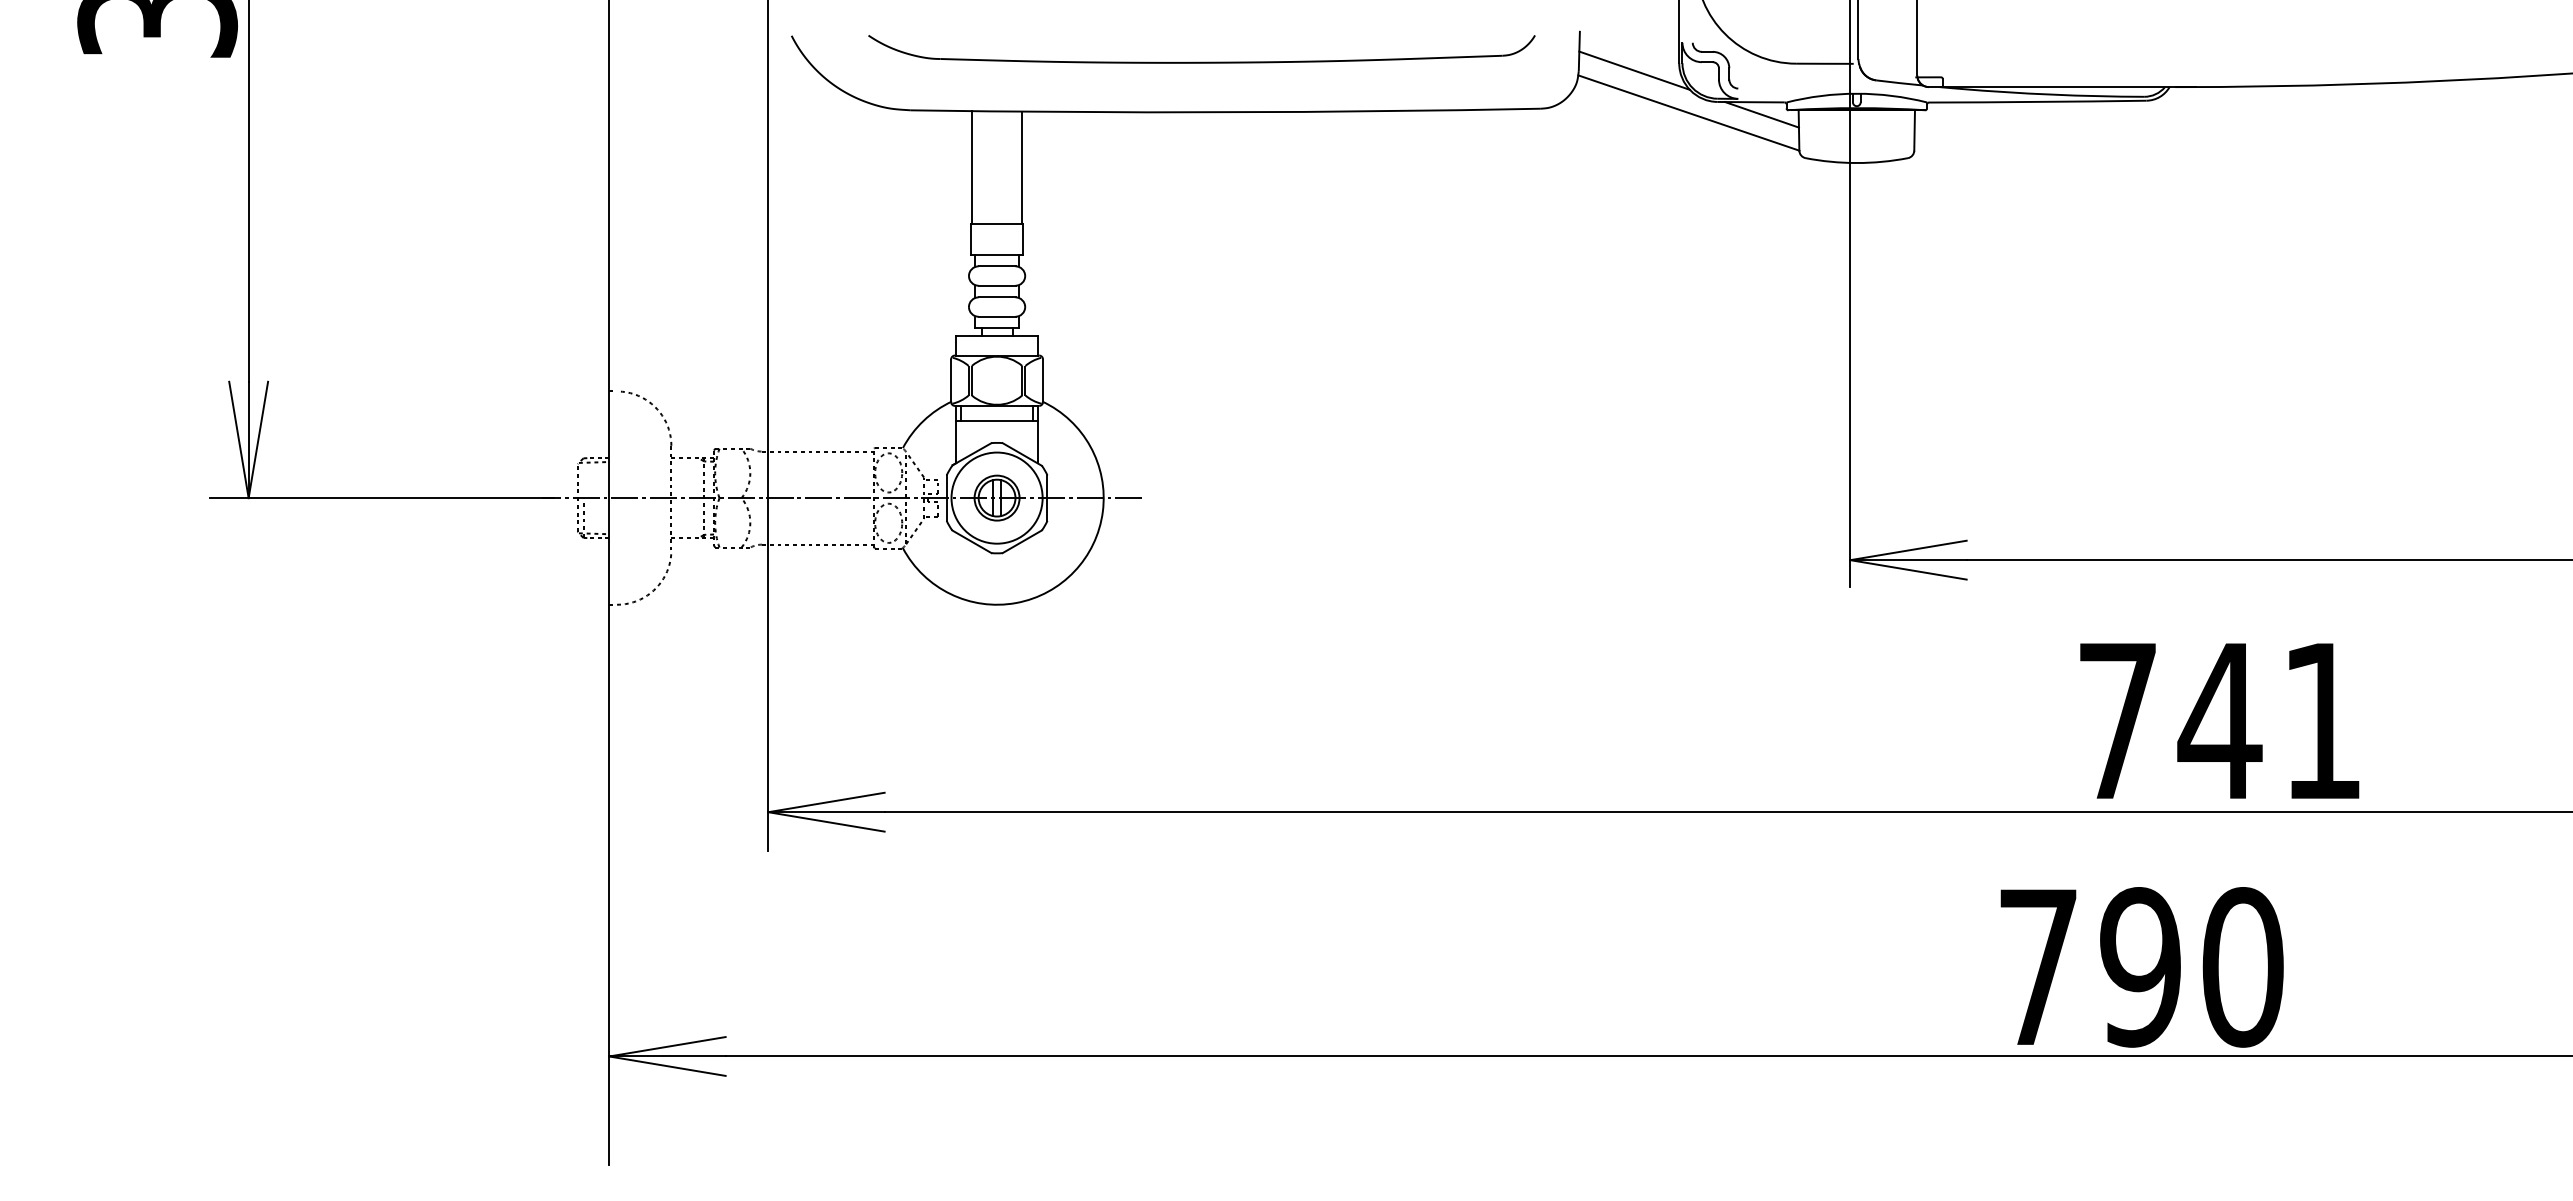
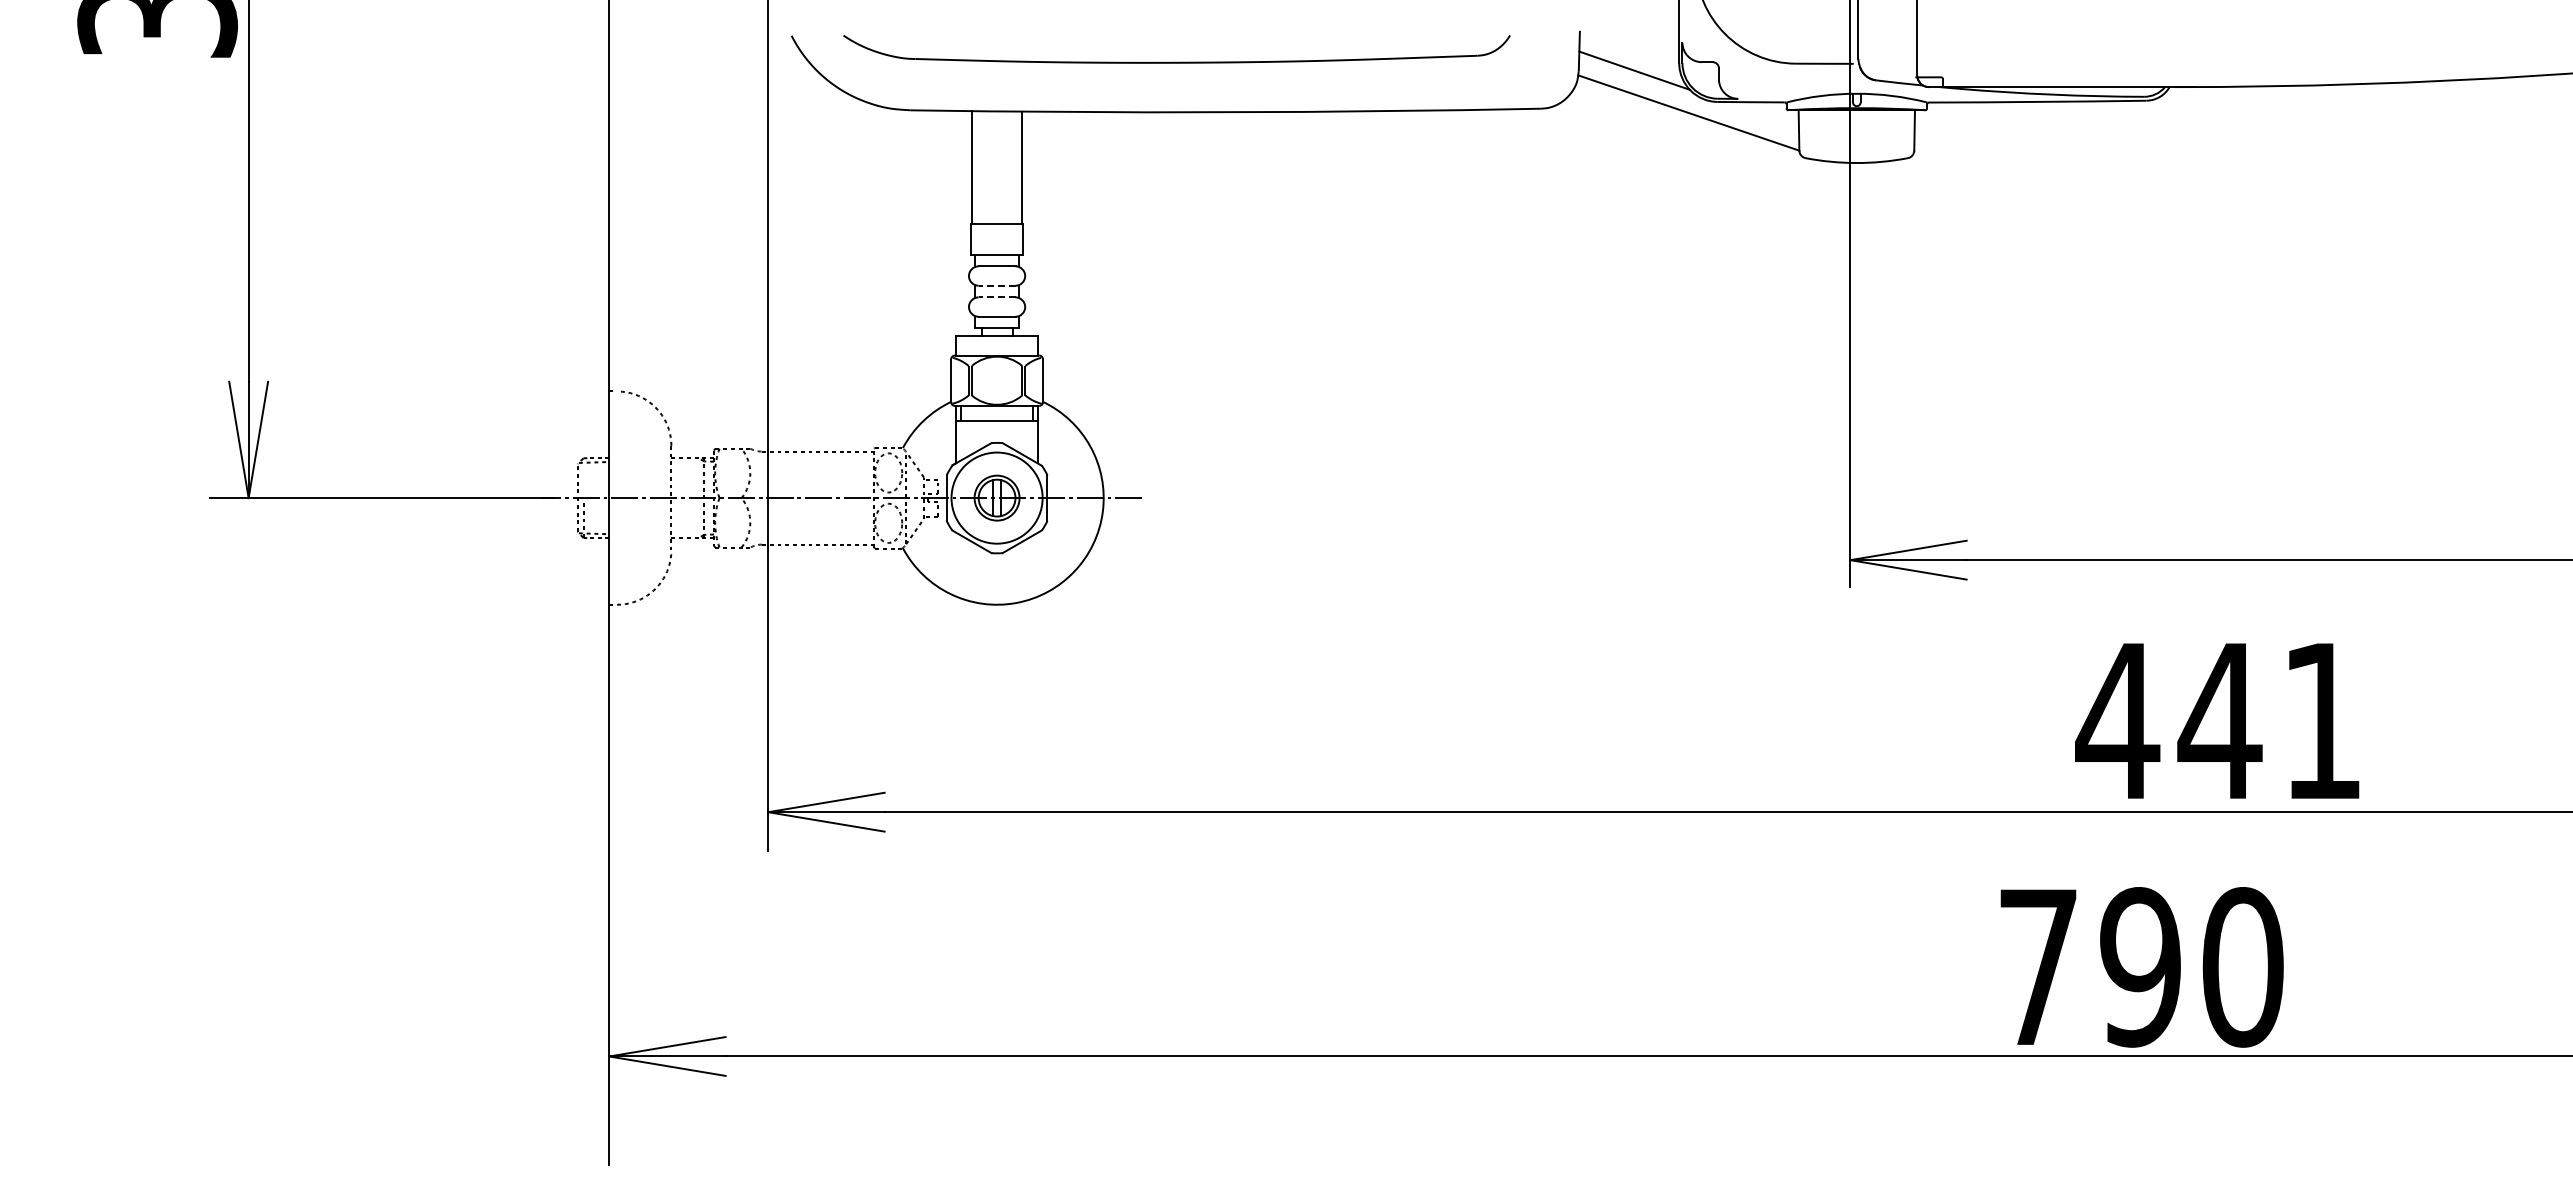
part: present -> none (1722, 56)
part position: (1201, 61) -> (1176, 61) (1176, 61)
line: present -> none (1761, 114)
line: solid -> dashed (996, 285)
line: solid -> dashed (996, 297)
text: 741 -> 441 (2117, 720)
